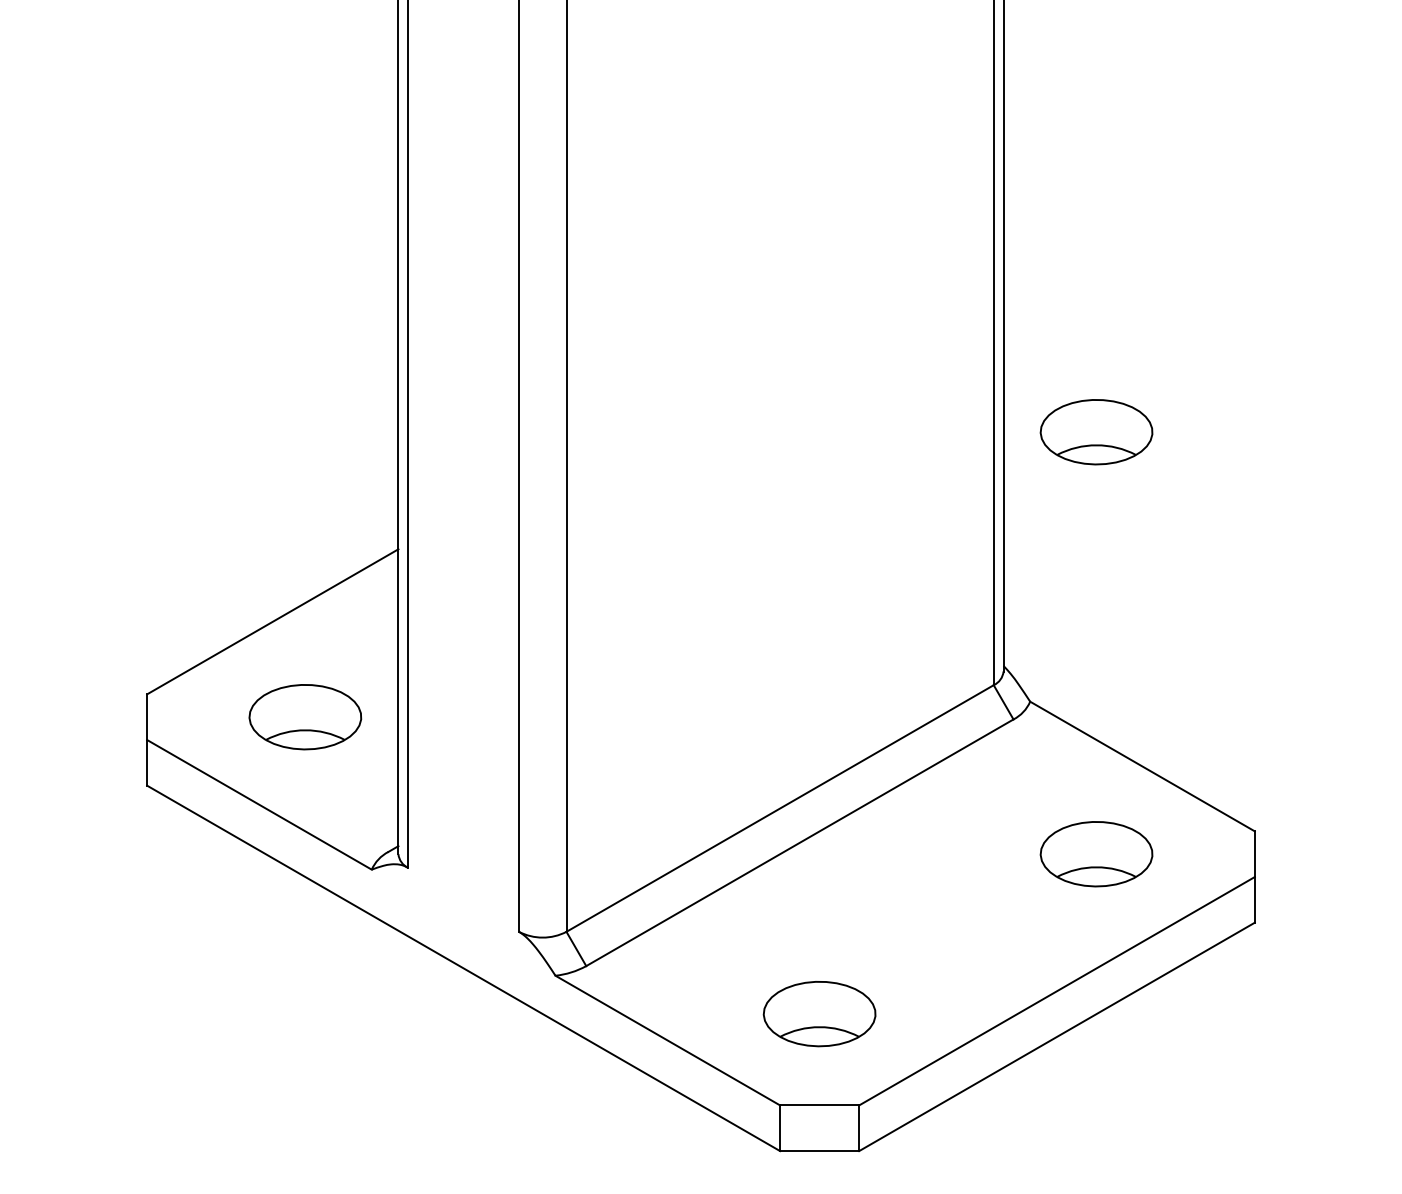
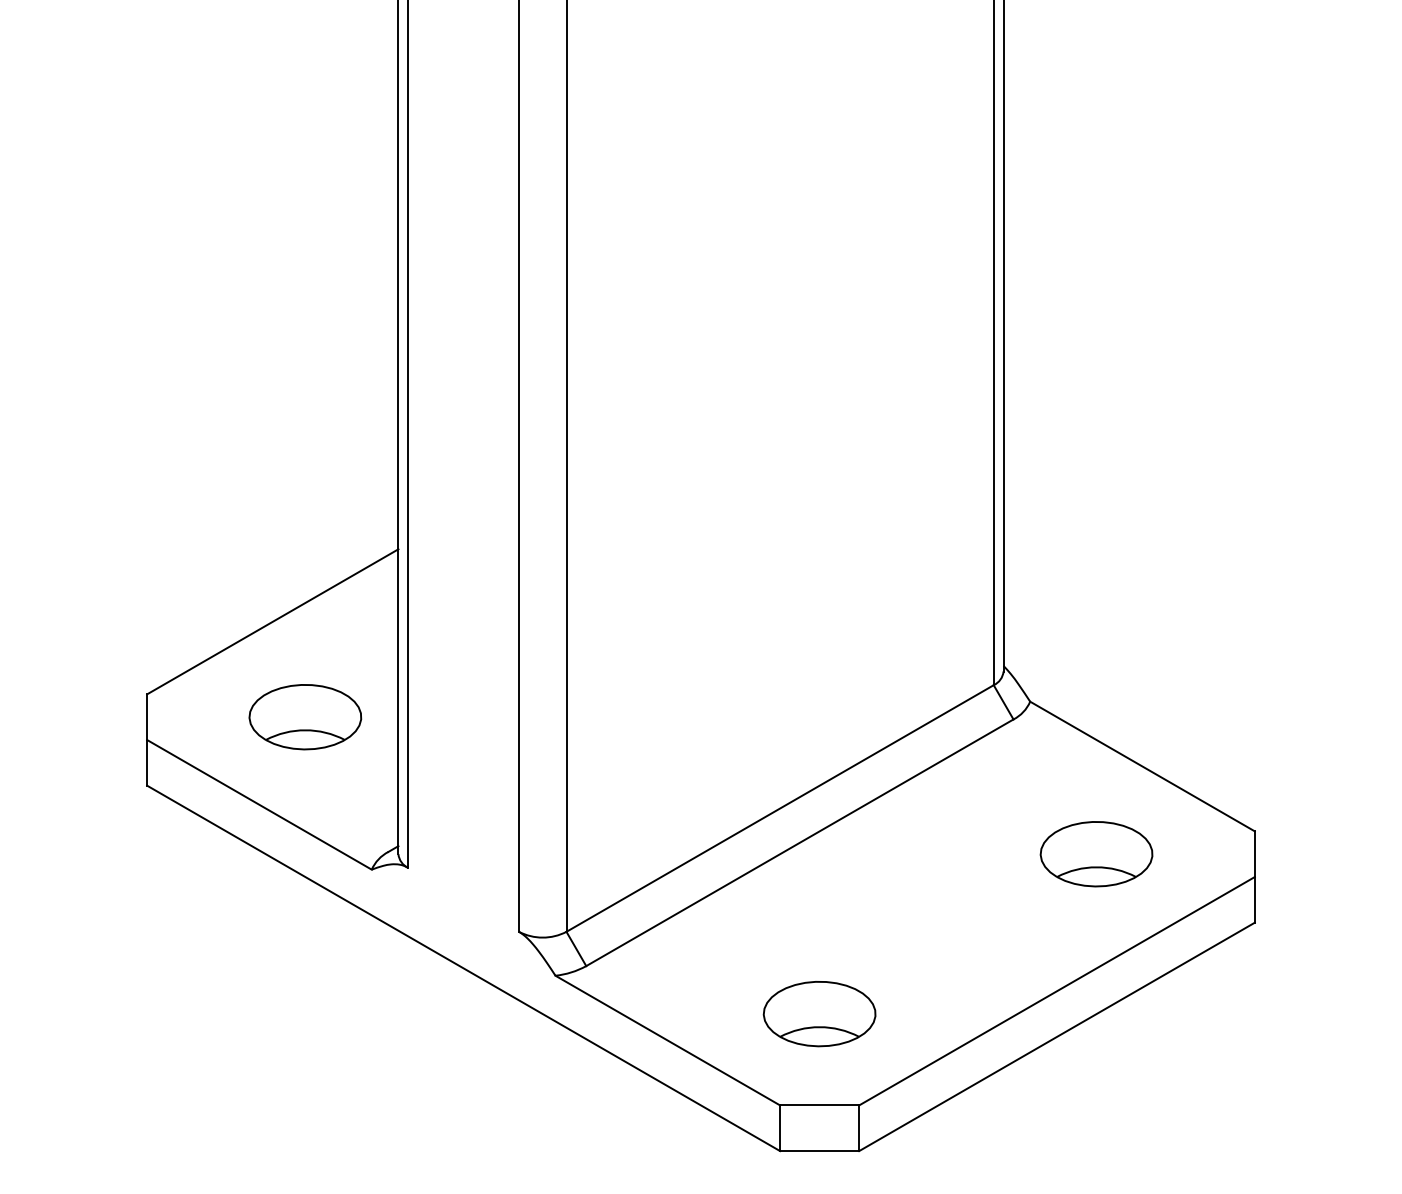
part: present -> none (1096, 432)
